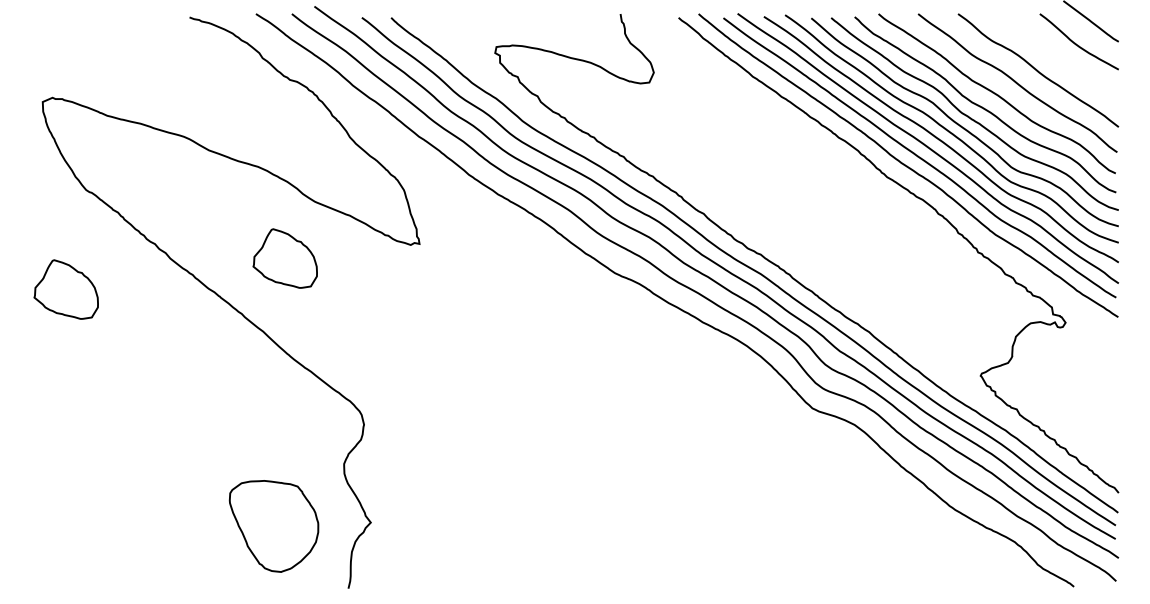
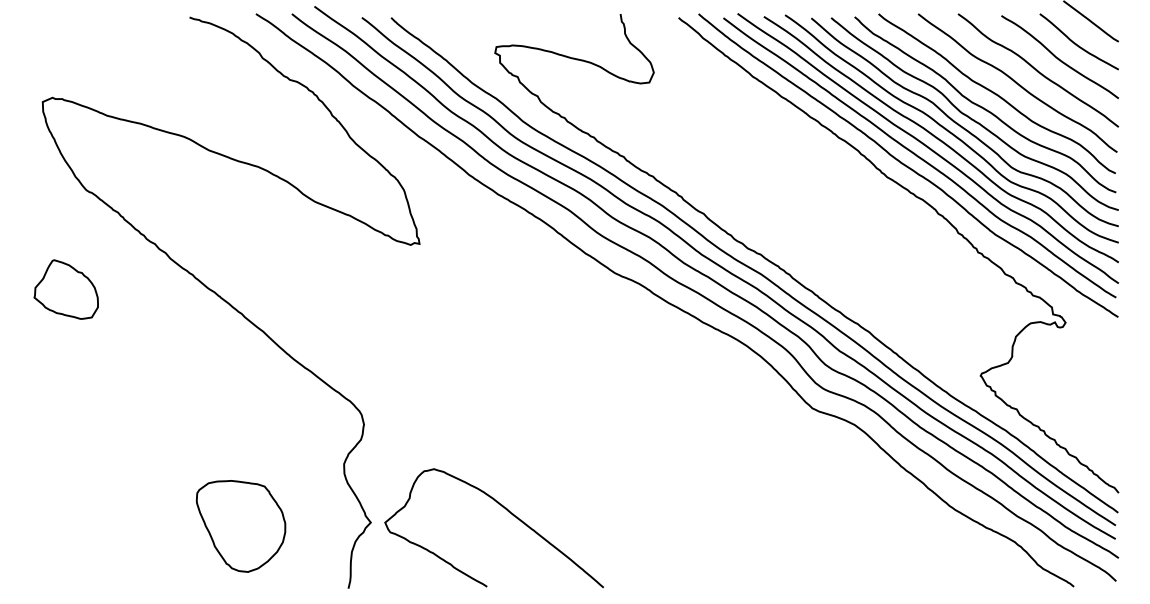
curve: none -> present (1058, 57)
part: present -> none (284, 258)
curve: none -> present (508, 512)
part position: (273, 526) -> (240, 526) (240, 526)
